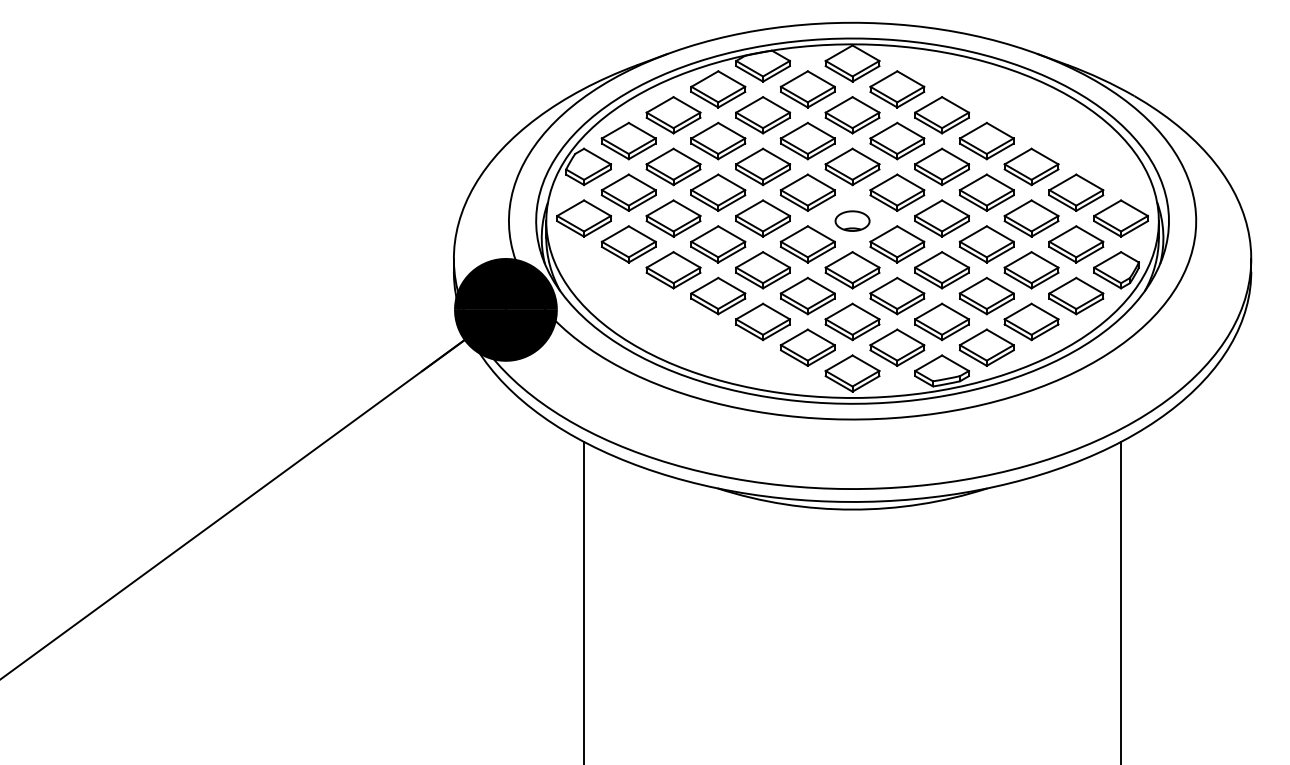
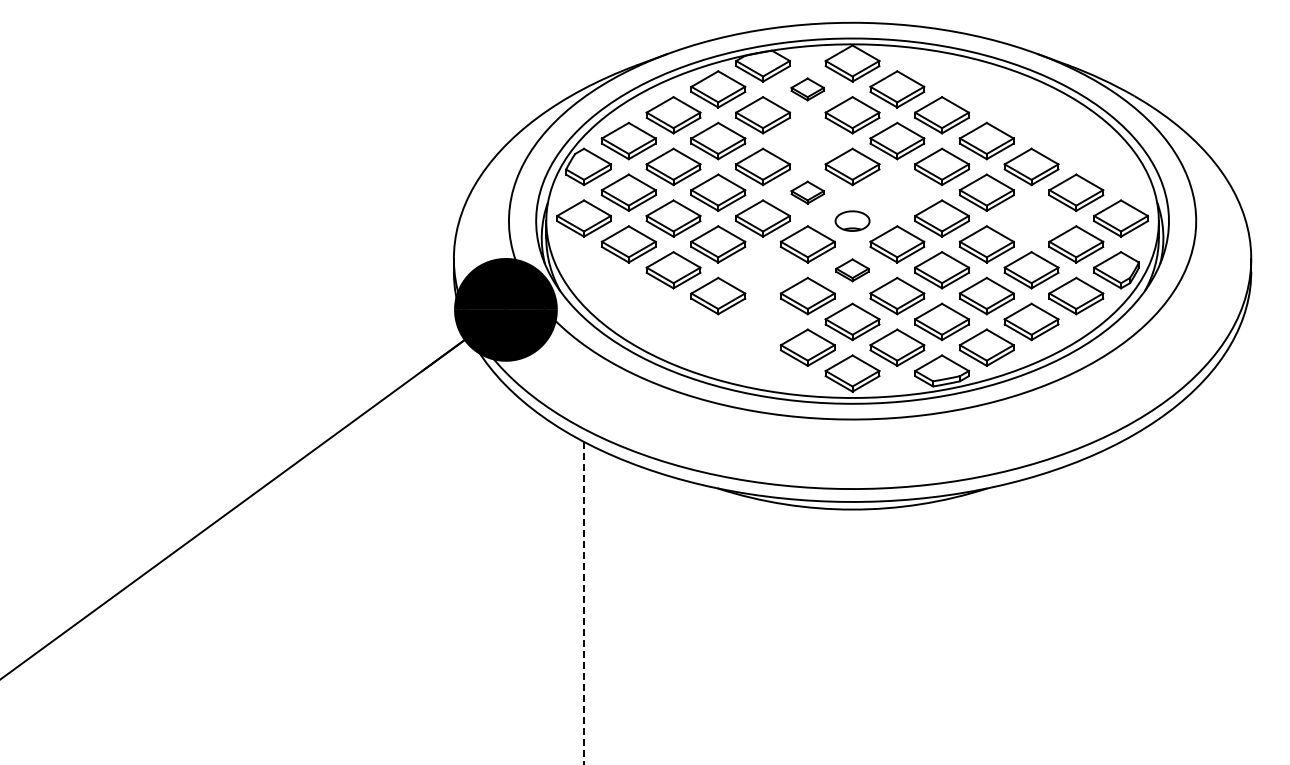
part size: 57x39 px -> 35x25 px (807, 89)
part: present -> none (807, 140)
part size: 57x39 px -> 35x25 px (807, 192)
part: present -> none (897, 192)
part: present -> none (1031, 218)
part: present -> none (762, 270)
part size: 57x39 px -> 35x25 px (852, 270)
part: present -> none (762, 321)
line: present -> none (1120, 601)
line: solid -> dashed (584, 603)
